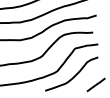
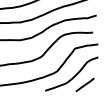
line position: (95, 84) -> (84, 84) (84, 84)
